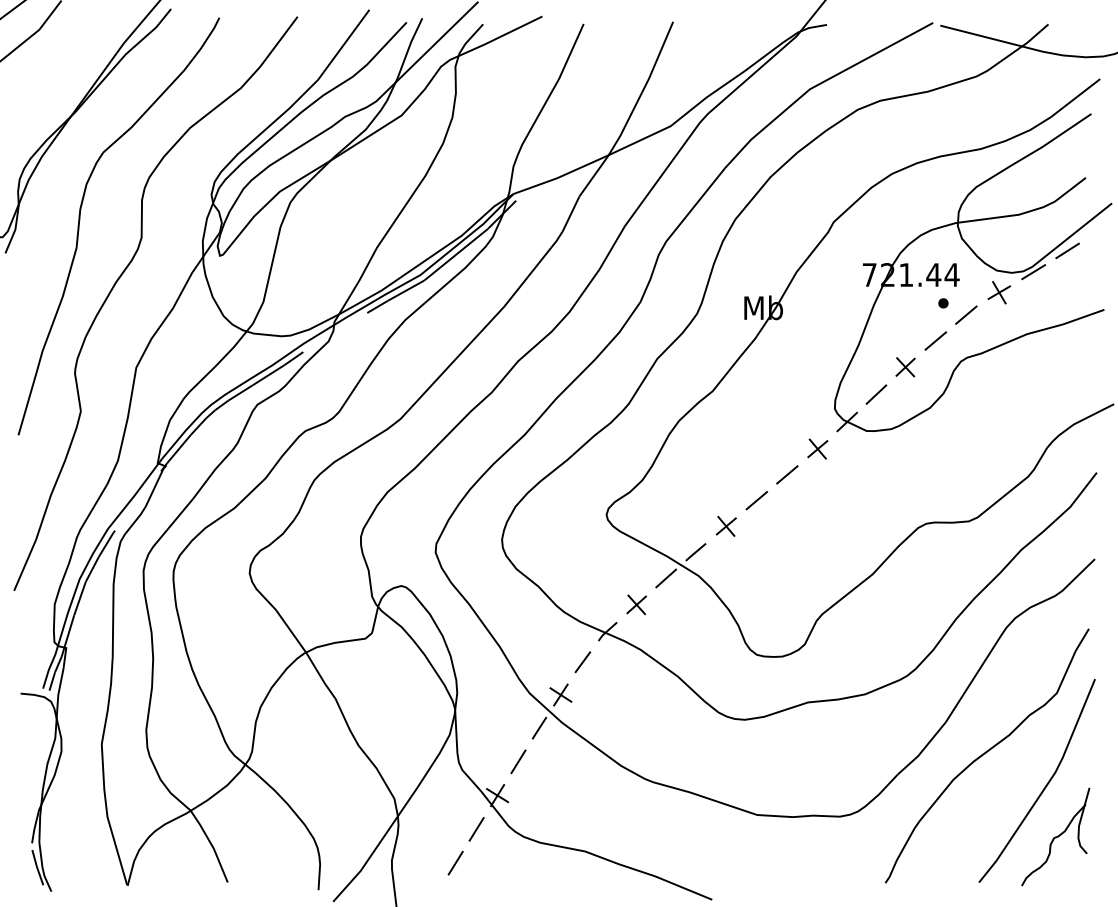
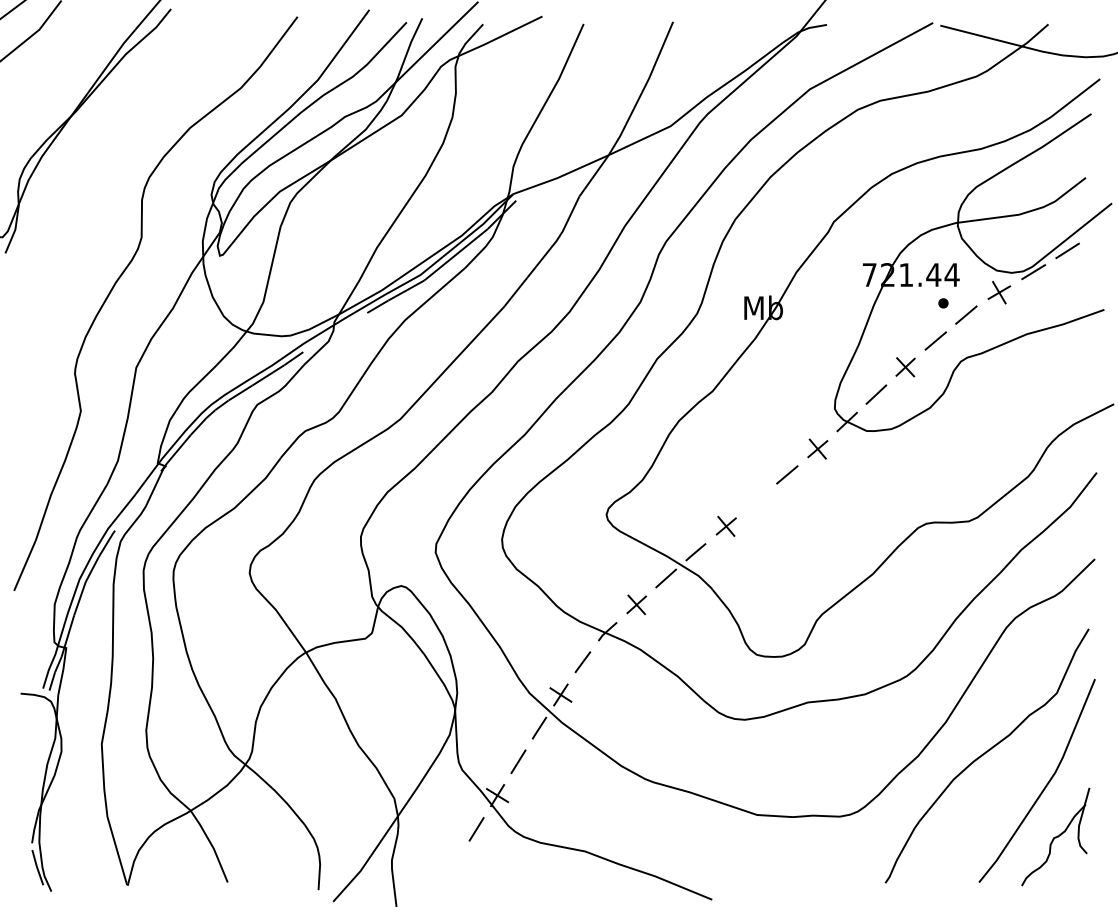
curve: present -> none (80, 220)
line: present -> none (756, 500)
line: present -> none (455, 862)
